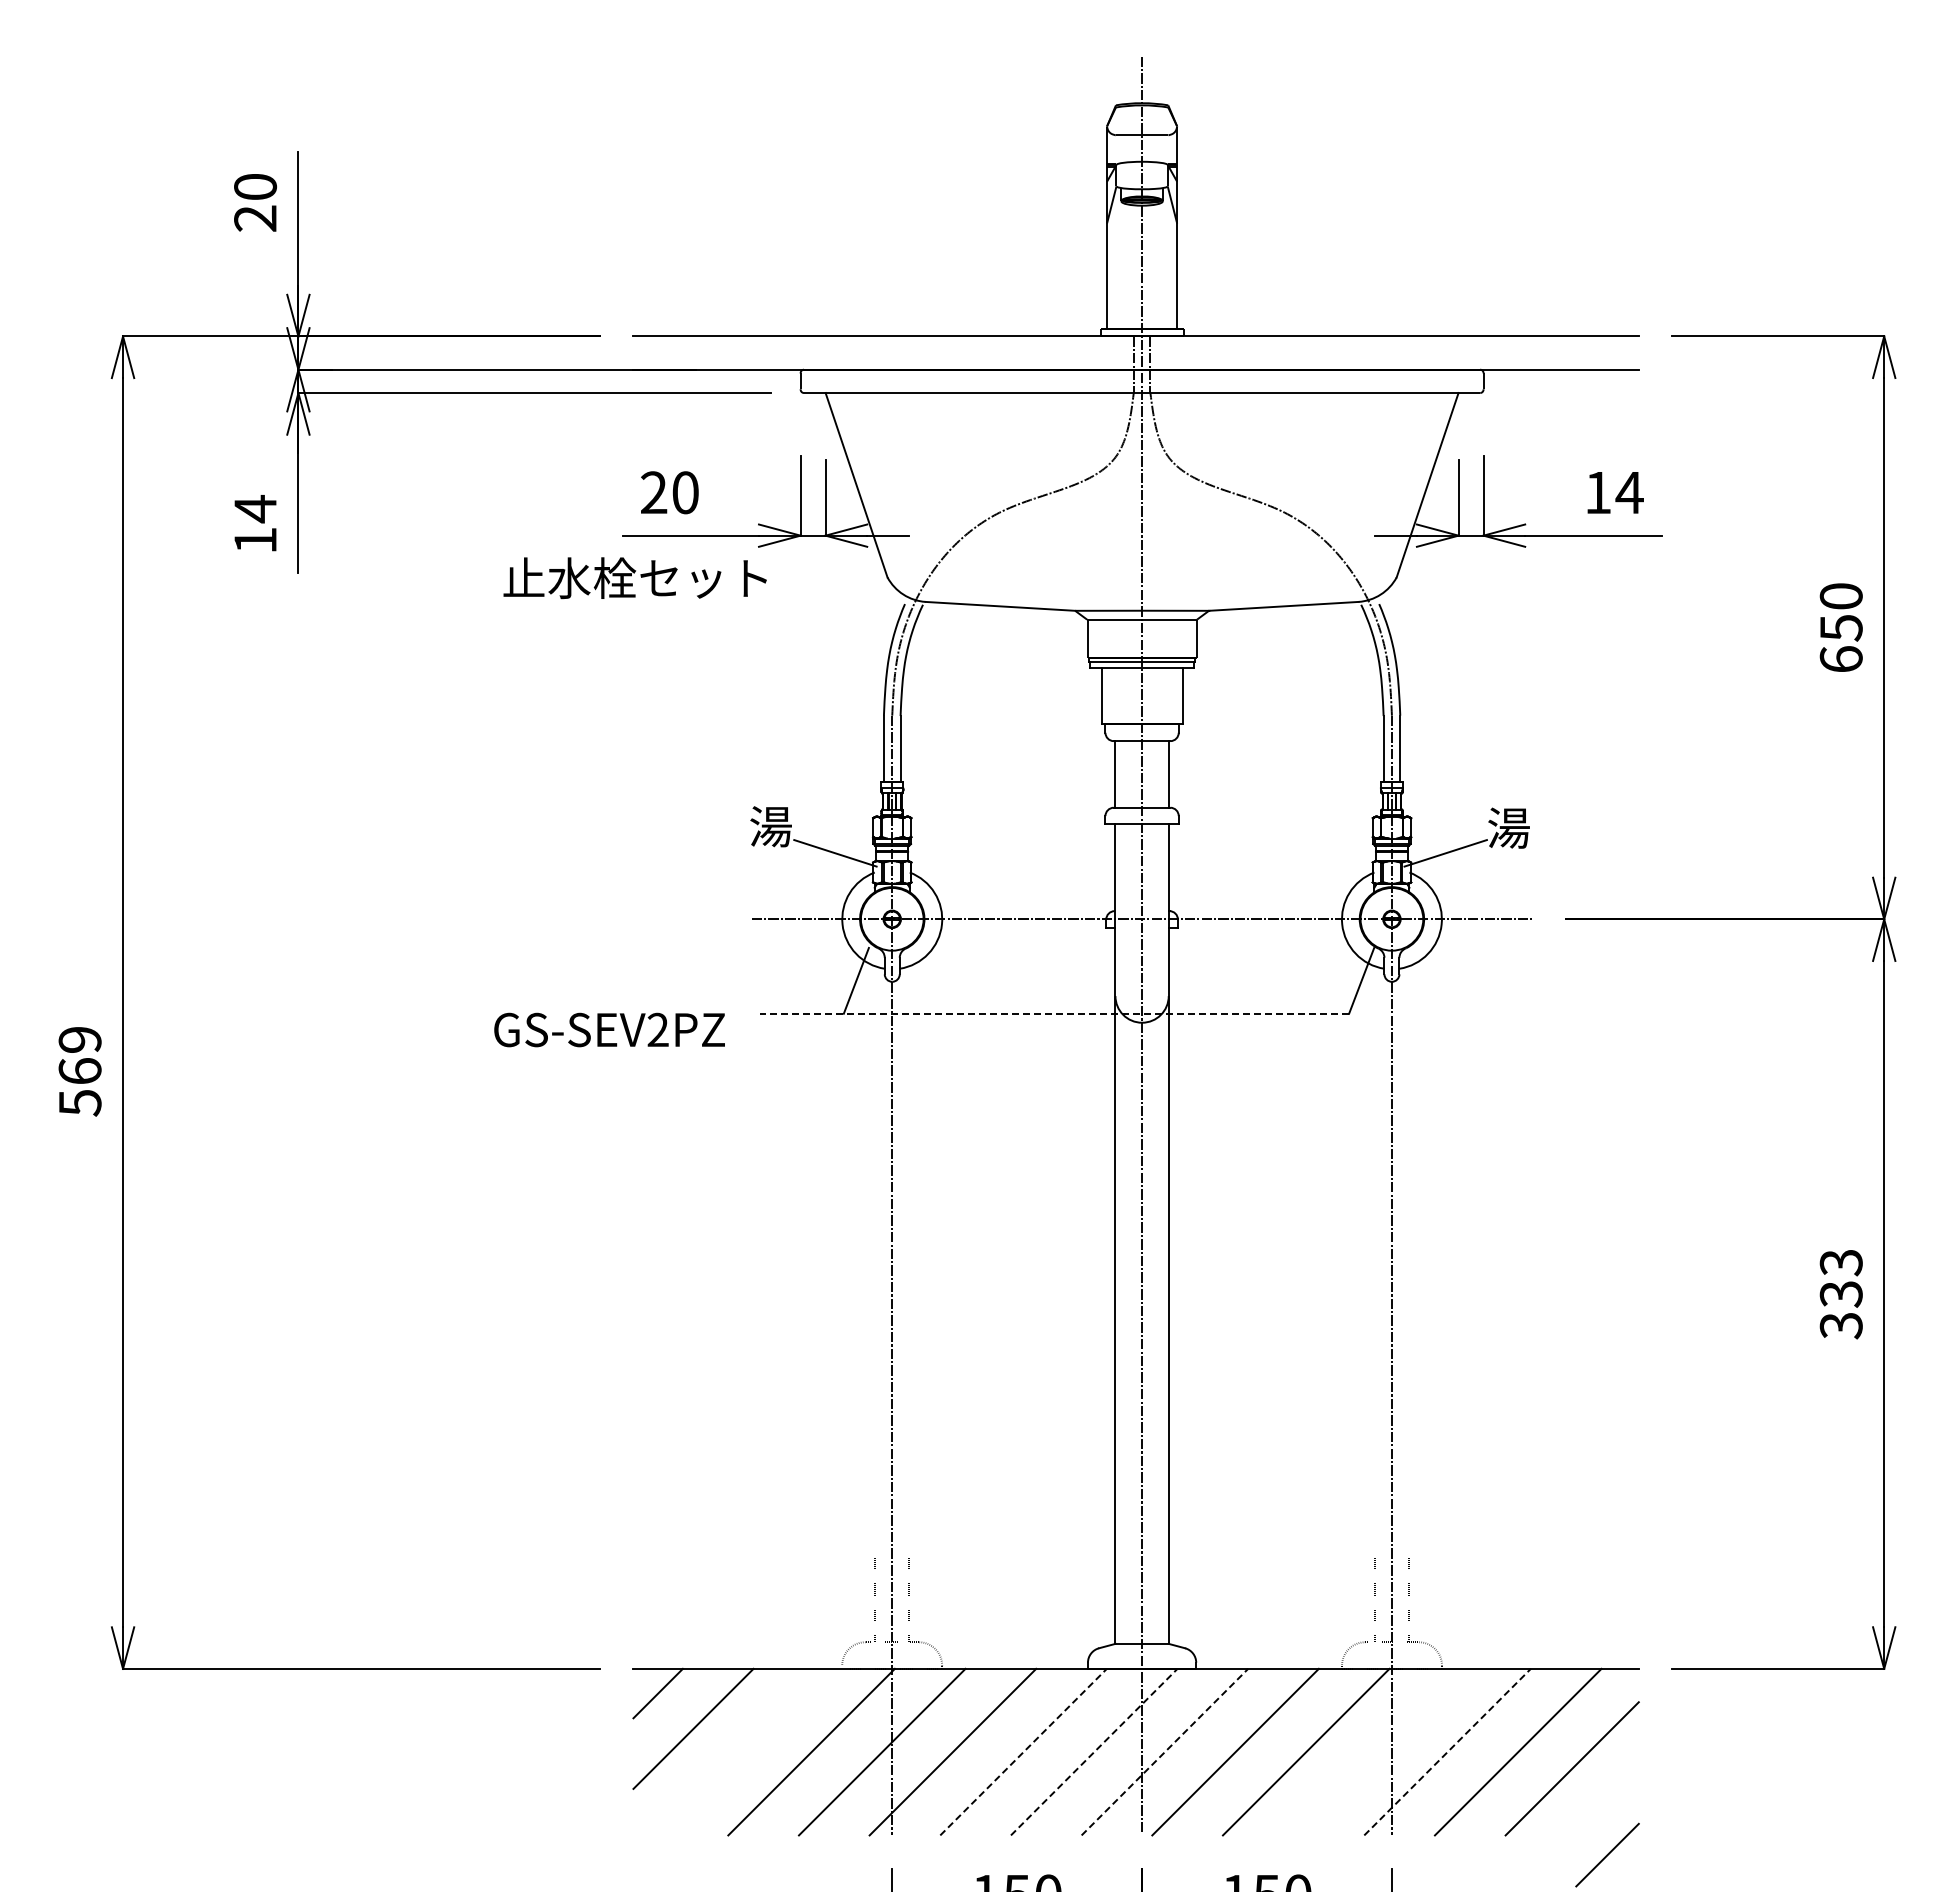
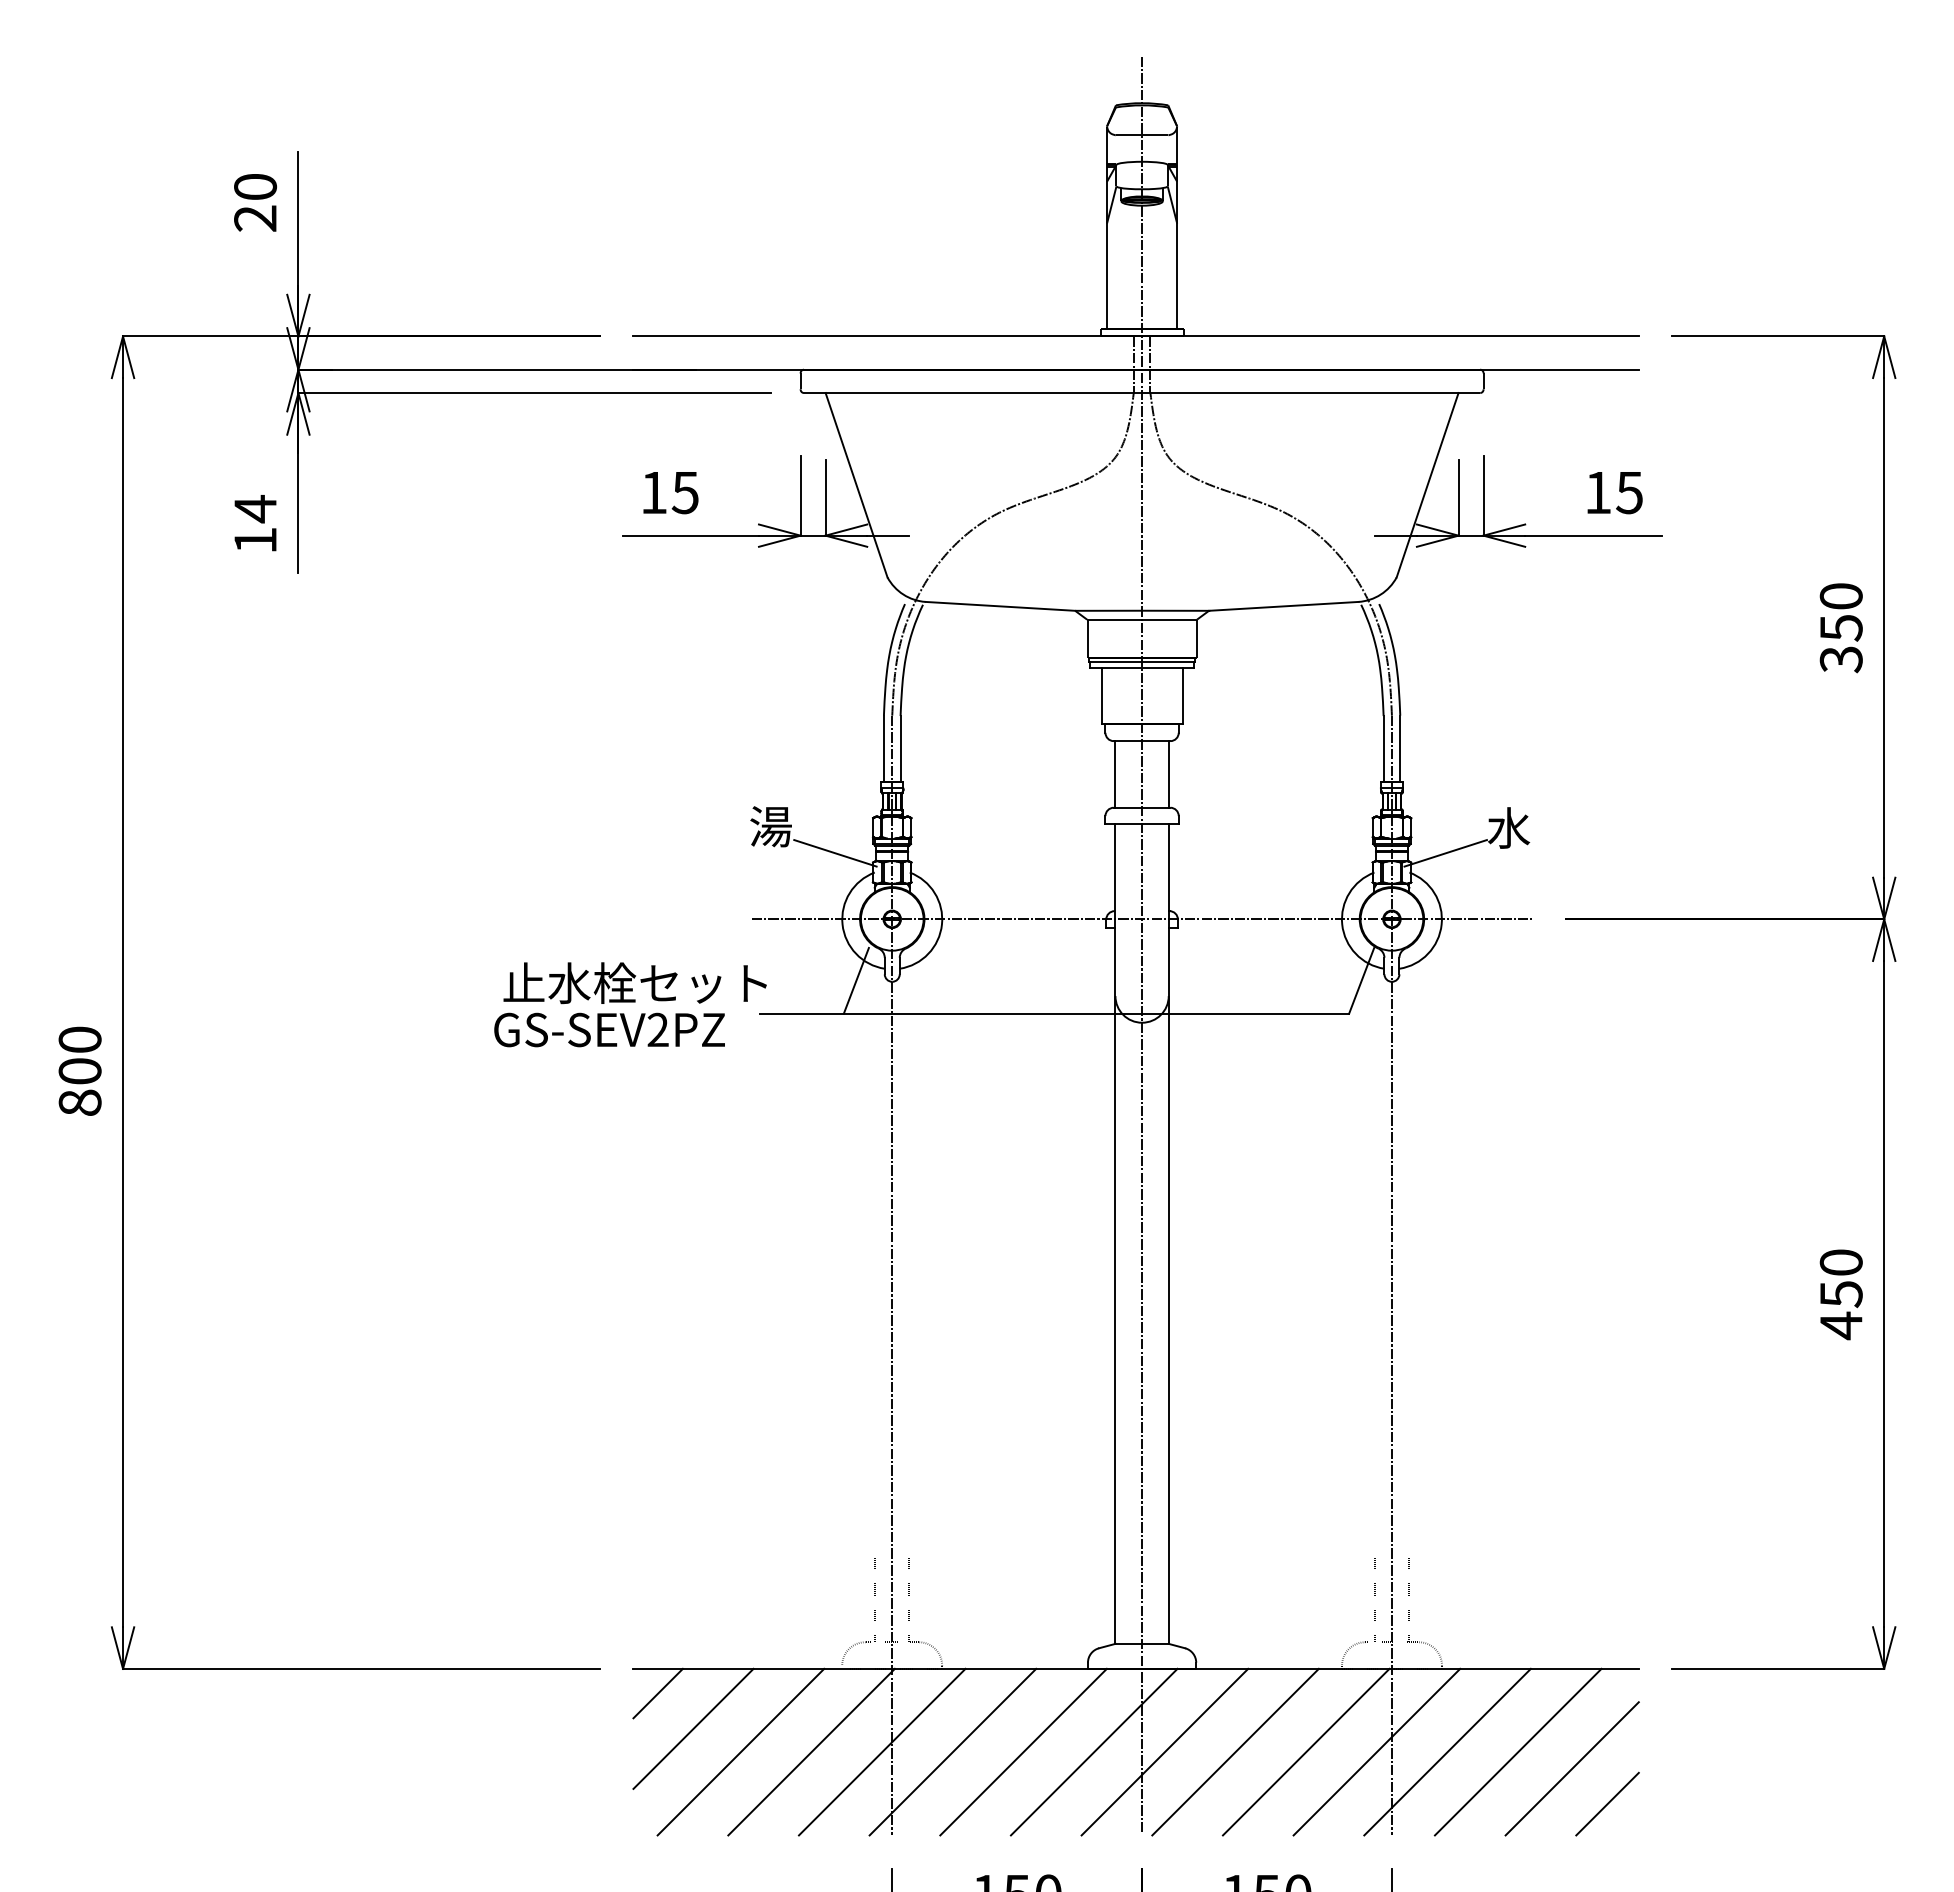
text: 20 -> 15 (669, 492)
text: 14 -> 15 (1629, 493)
text position: (634, 578) -> (634, 983) (634, 983)
text: 650 -> 350 (1840, 659)
text: 湯 -> 水 (1508, 827)
line: dashed -> solid (1054, 1013)
text: 569 -> 800 (79, 1071)
text: 333 -> 450 (1840, 1294)
line: none -> present (740, 1751)
line: none -> present (1376, 1751)
line: dashed -> solid (1023, 1752)
line: dashed -> solid (1094, 1752)
line: dashed -> solid (1164, 1752)
line: dashed -> solid (1447, 1752)
line position: (1607, 1854) -> (1607, 1803) (1607, 1803)
